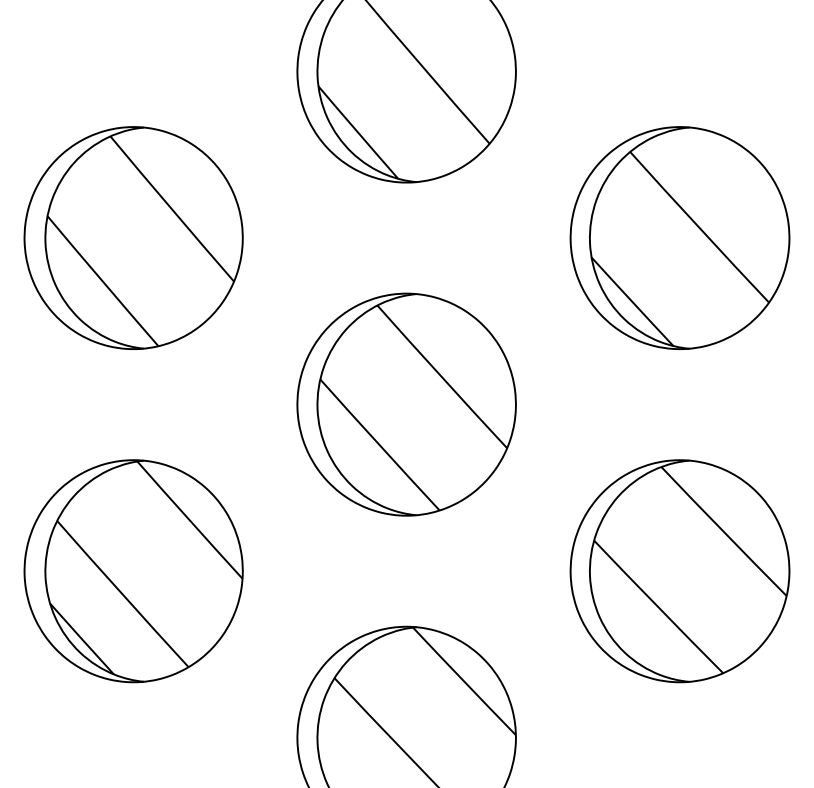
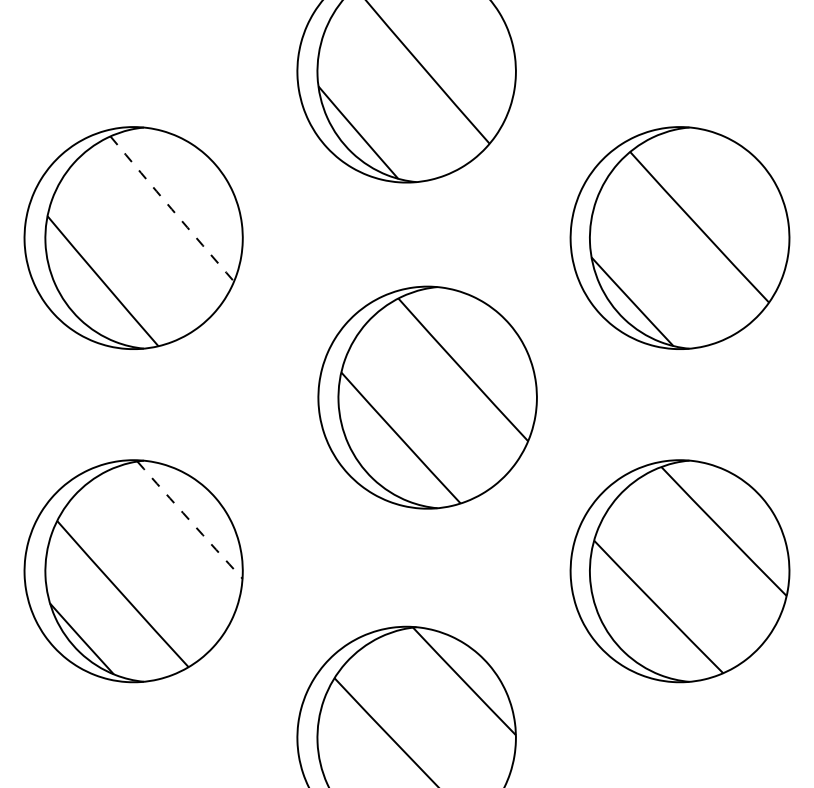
arc: solid -> dashed (171, 209)
part position: (406, 404) -> (427, 397) (427, 397)
arc: solid -> dashed (189, 520)
